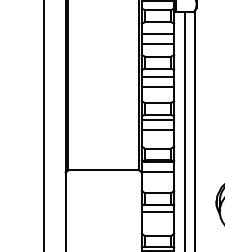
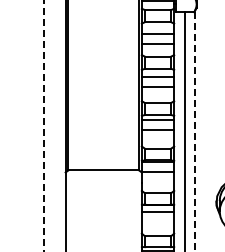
line: solid -> dashed (44, 126)
line: solid -> dashed (194, 131)
